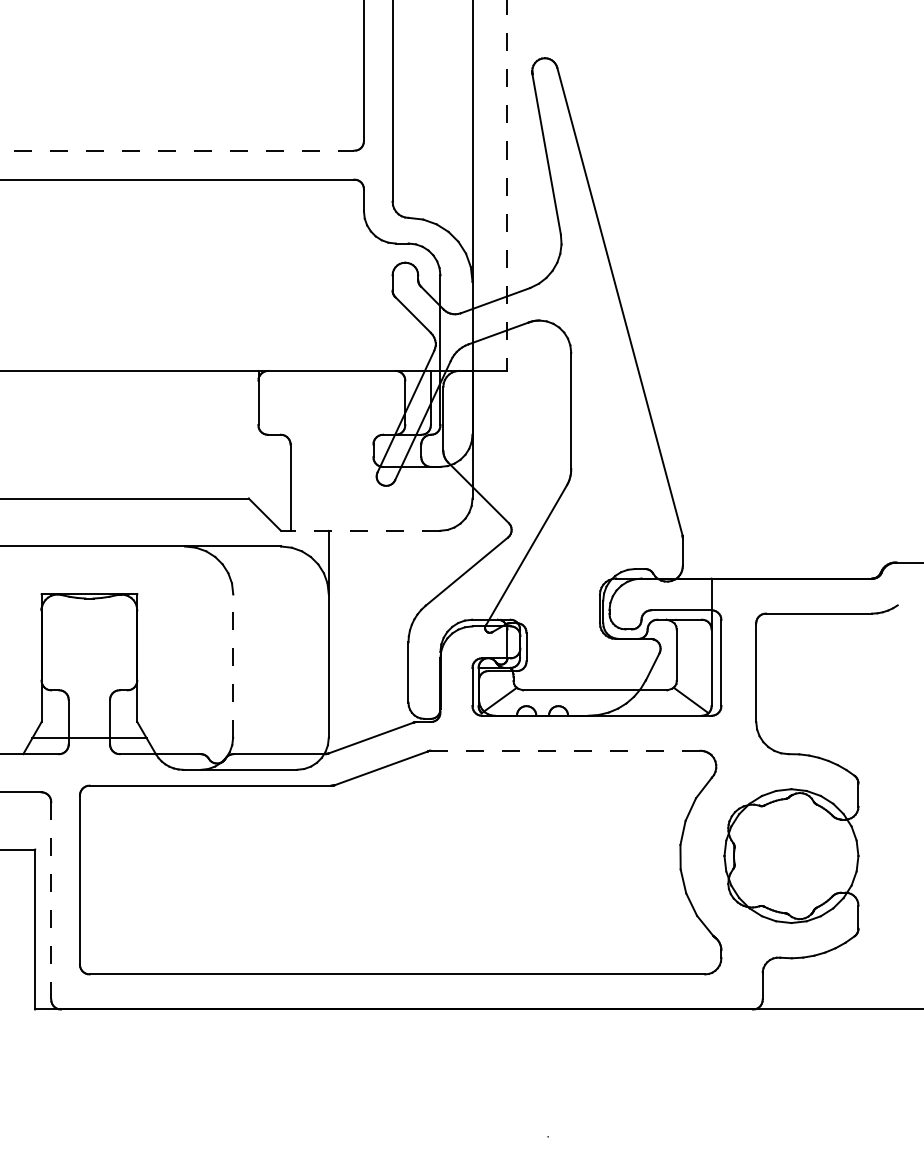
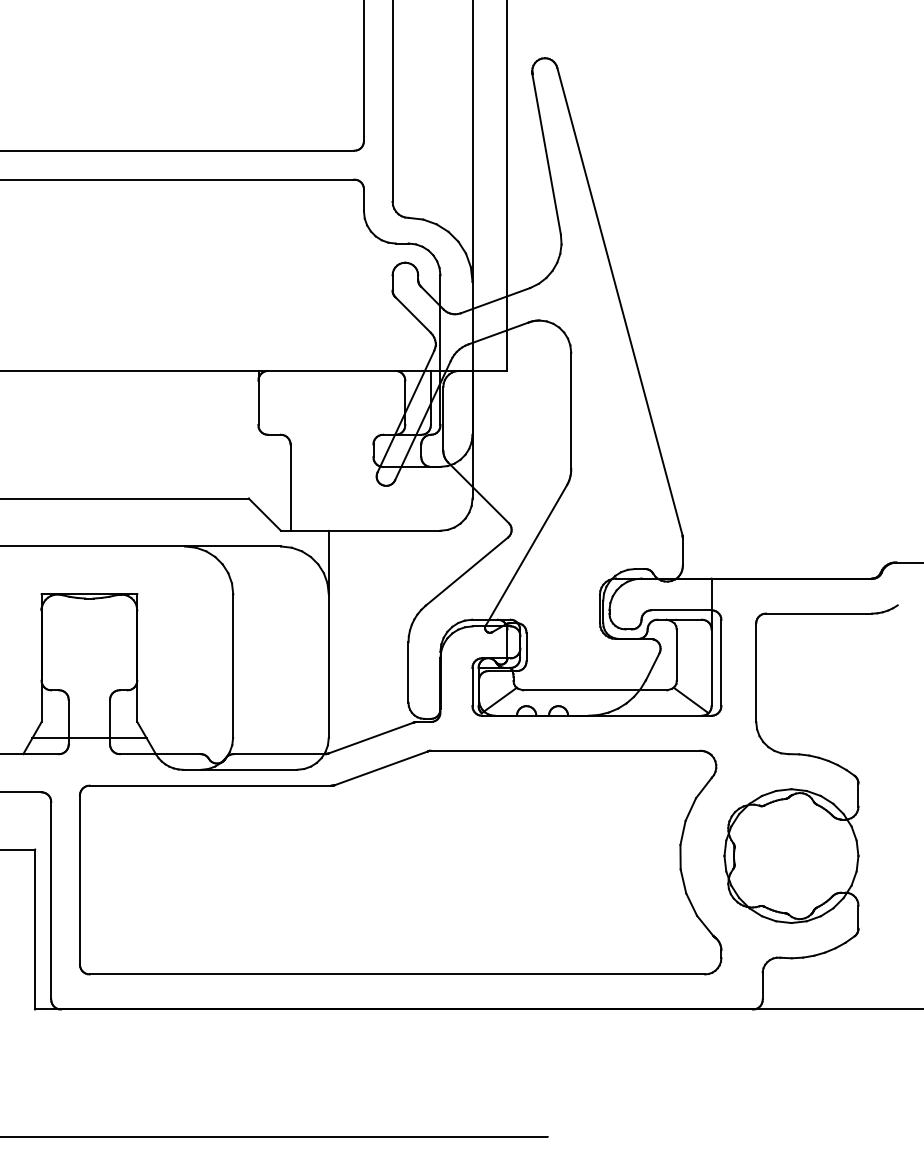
line: dashed -> solid (177, 150)
line: dashed -> solid (506, 186)
line: dashed -> solid (360, 530)
line: dashed -> solid (233, 666)
line: dashed -> solid (565, 750)
line: dashed -> solid (51, 900)
line: none -> present (274, 1136)
